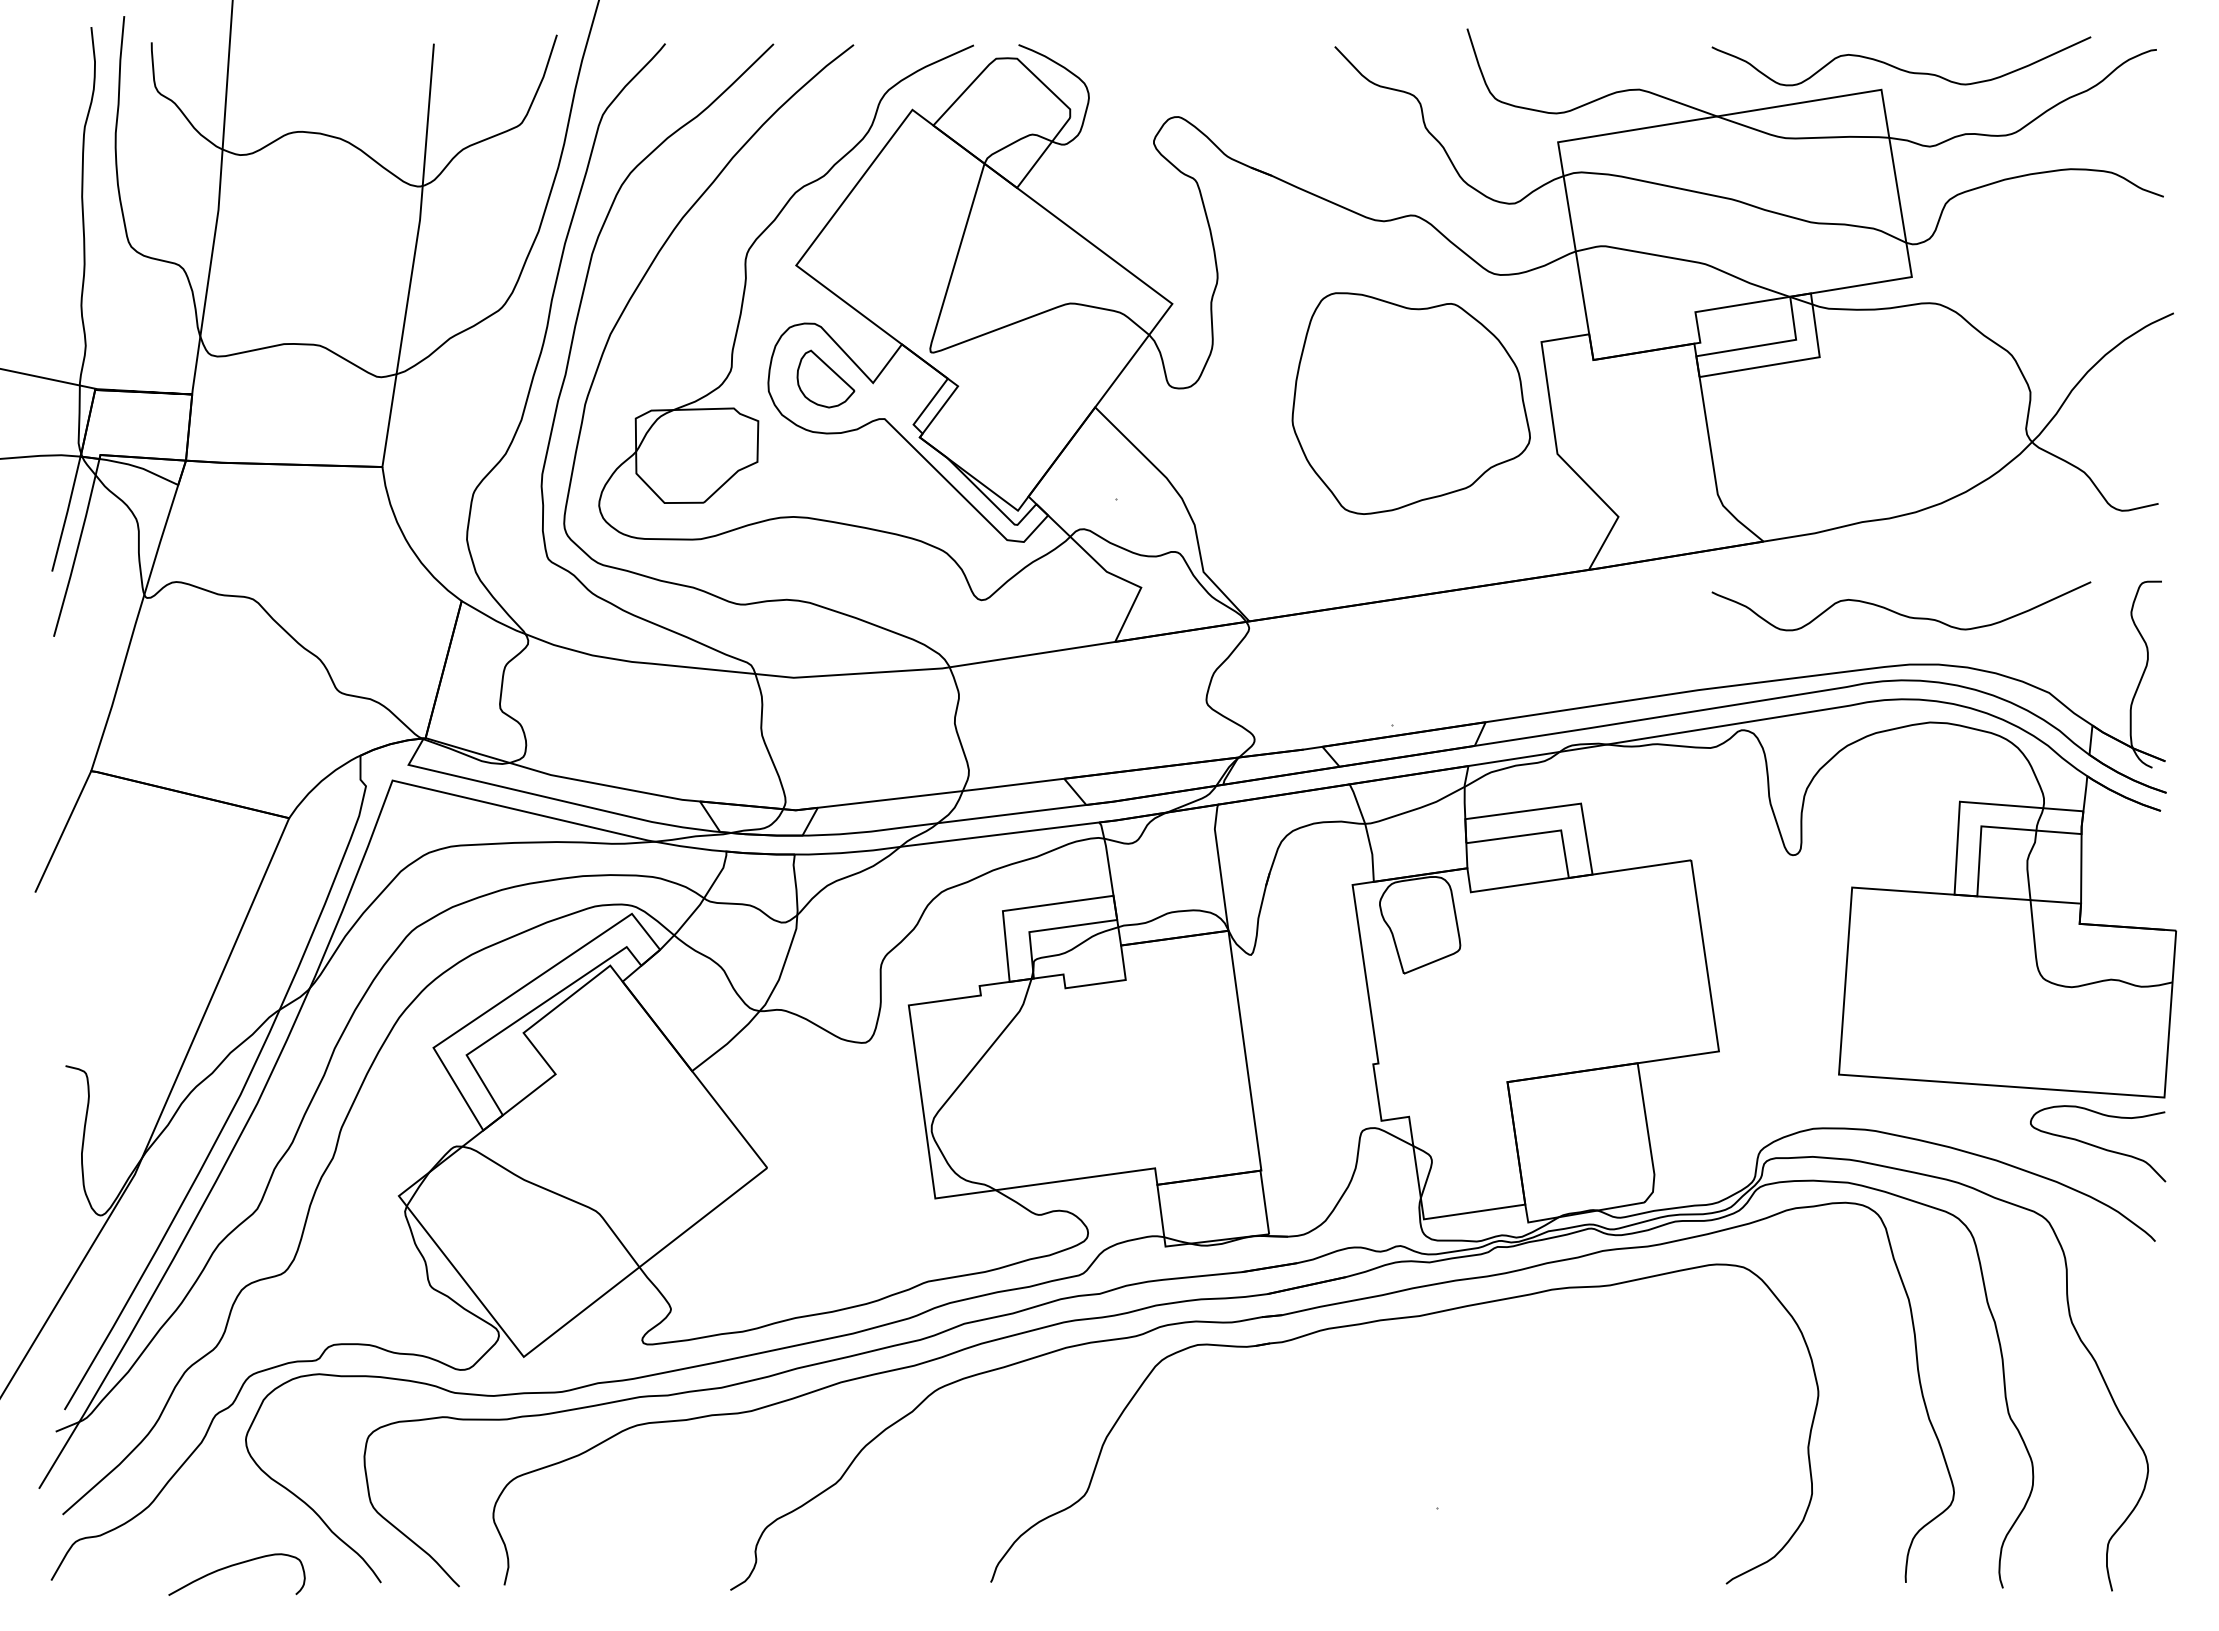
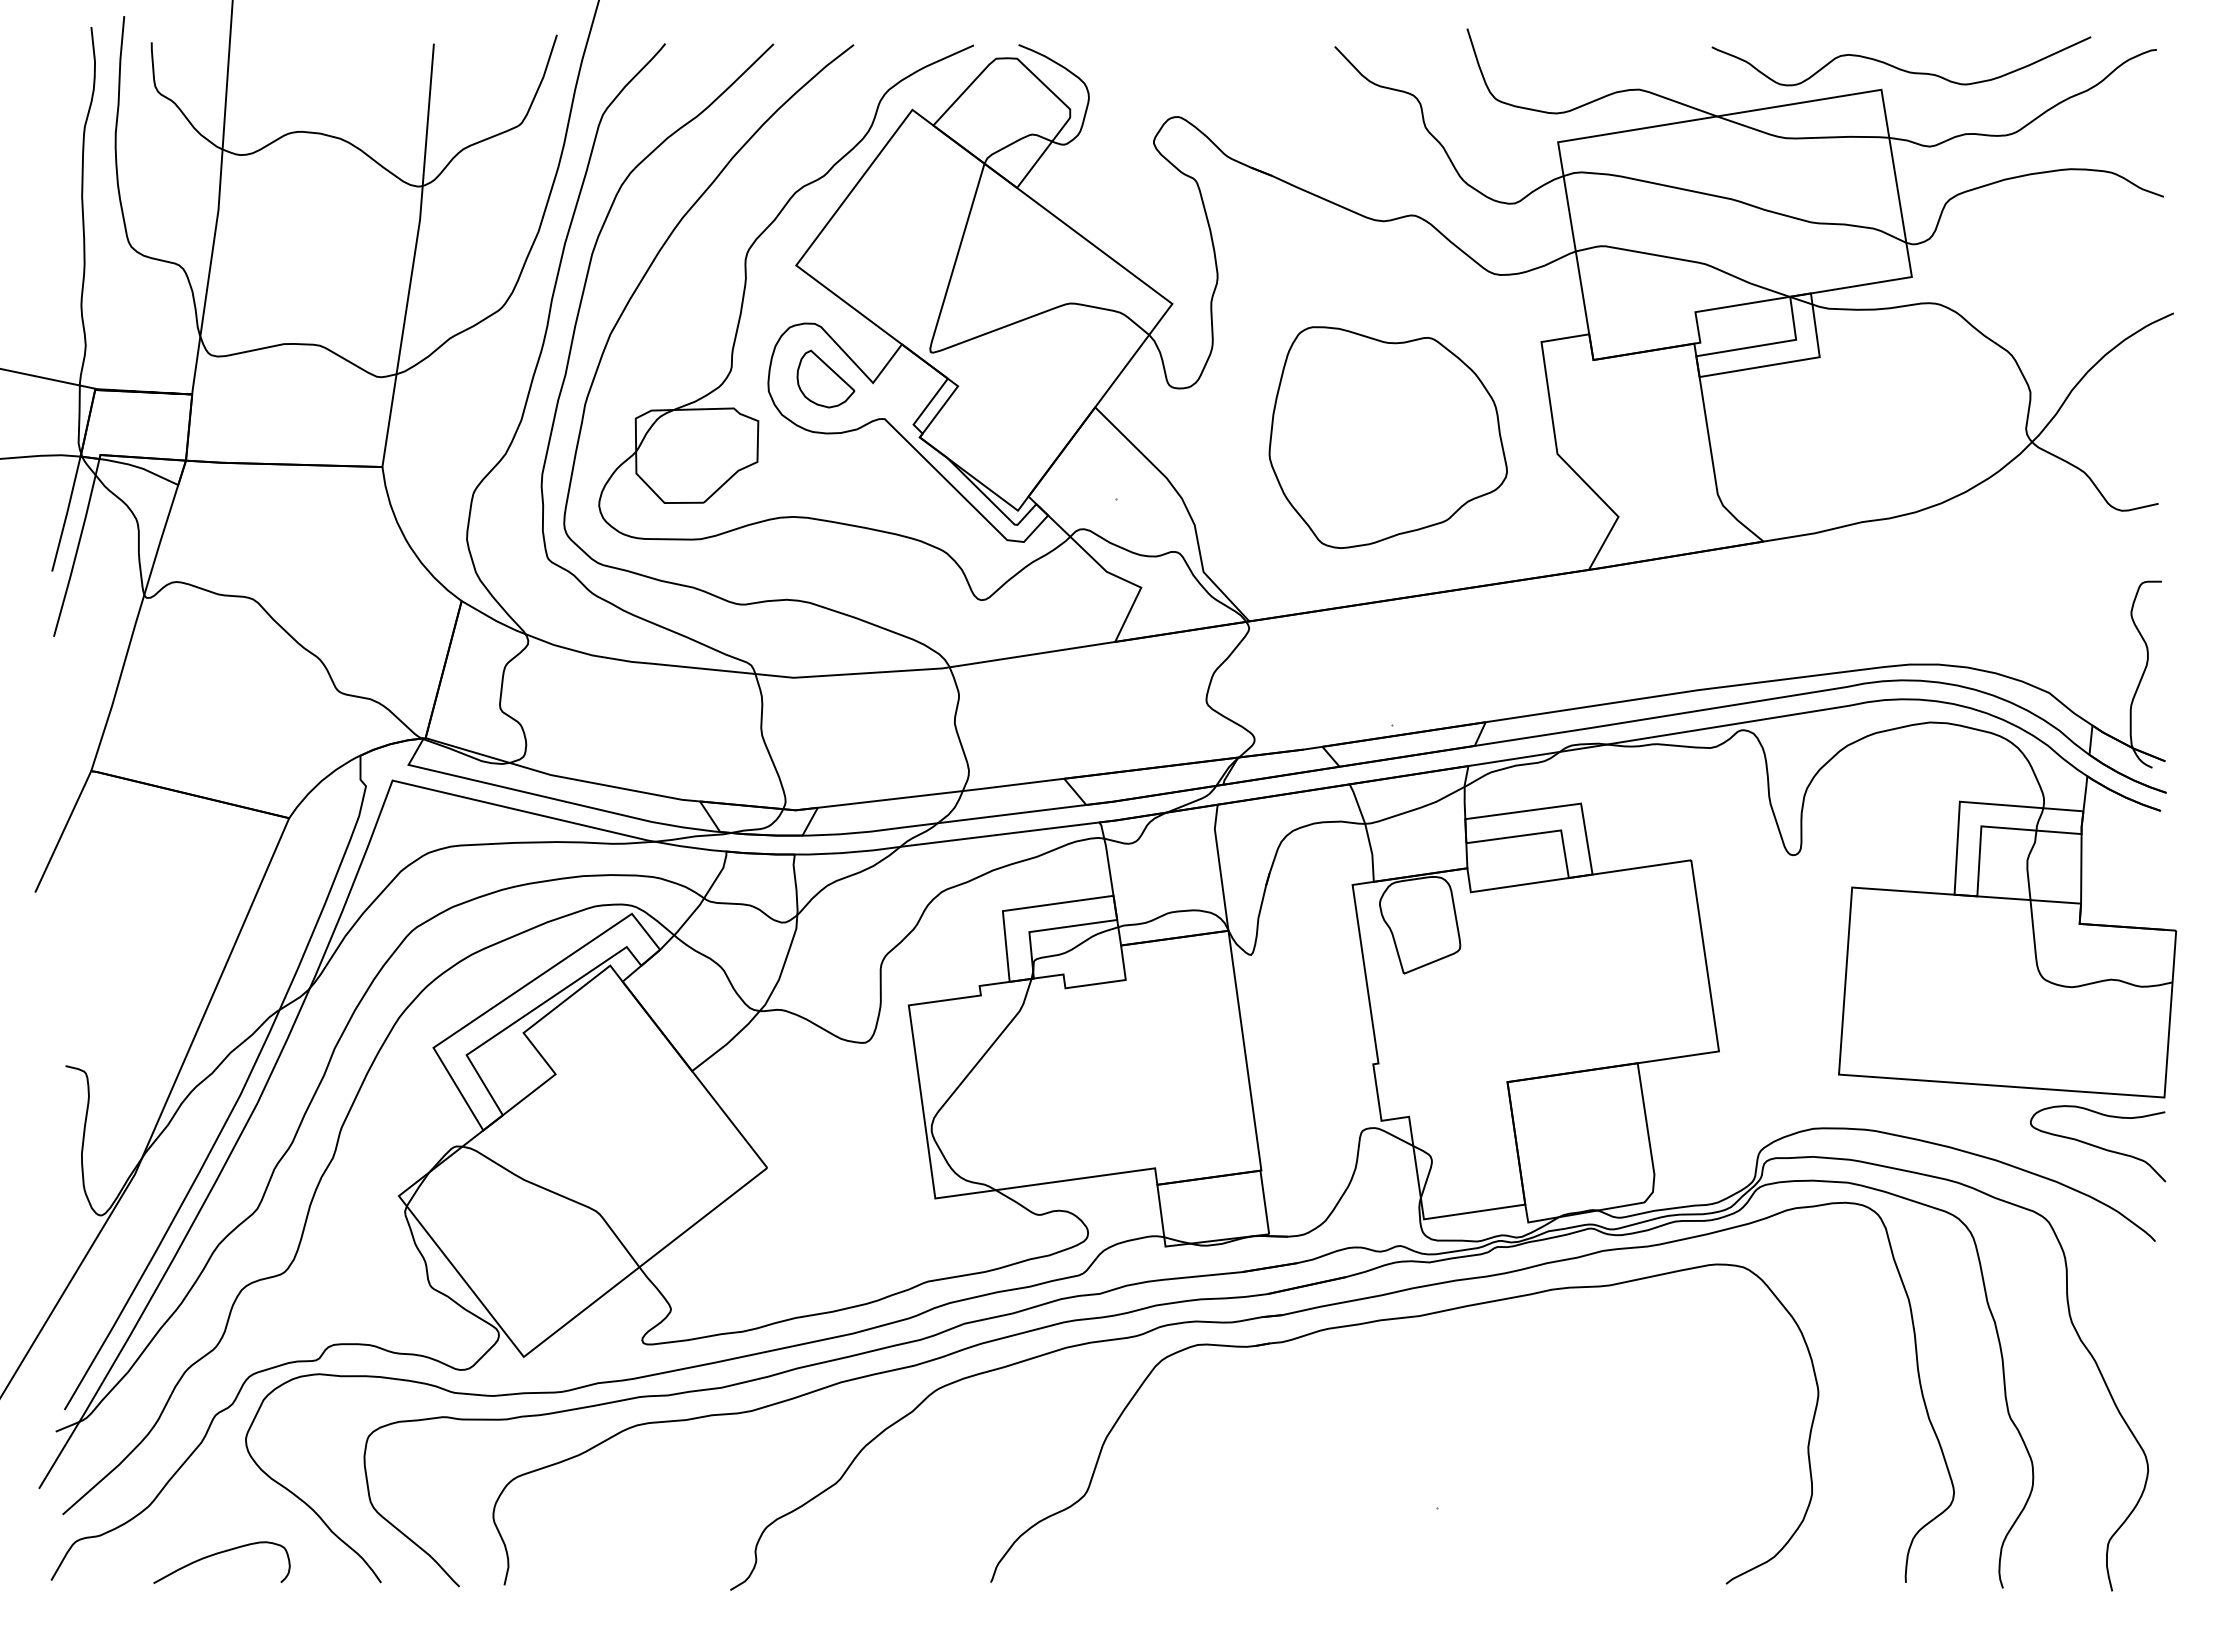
part position: (1410, 403) -> (1387, 437) (1387, 437)
curve: present -> none (1898, 612)
curve position: (233, 1566) -> (218, 1554) (218, 1554)
